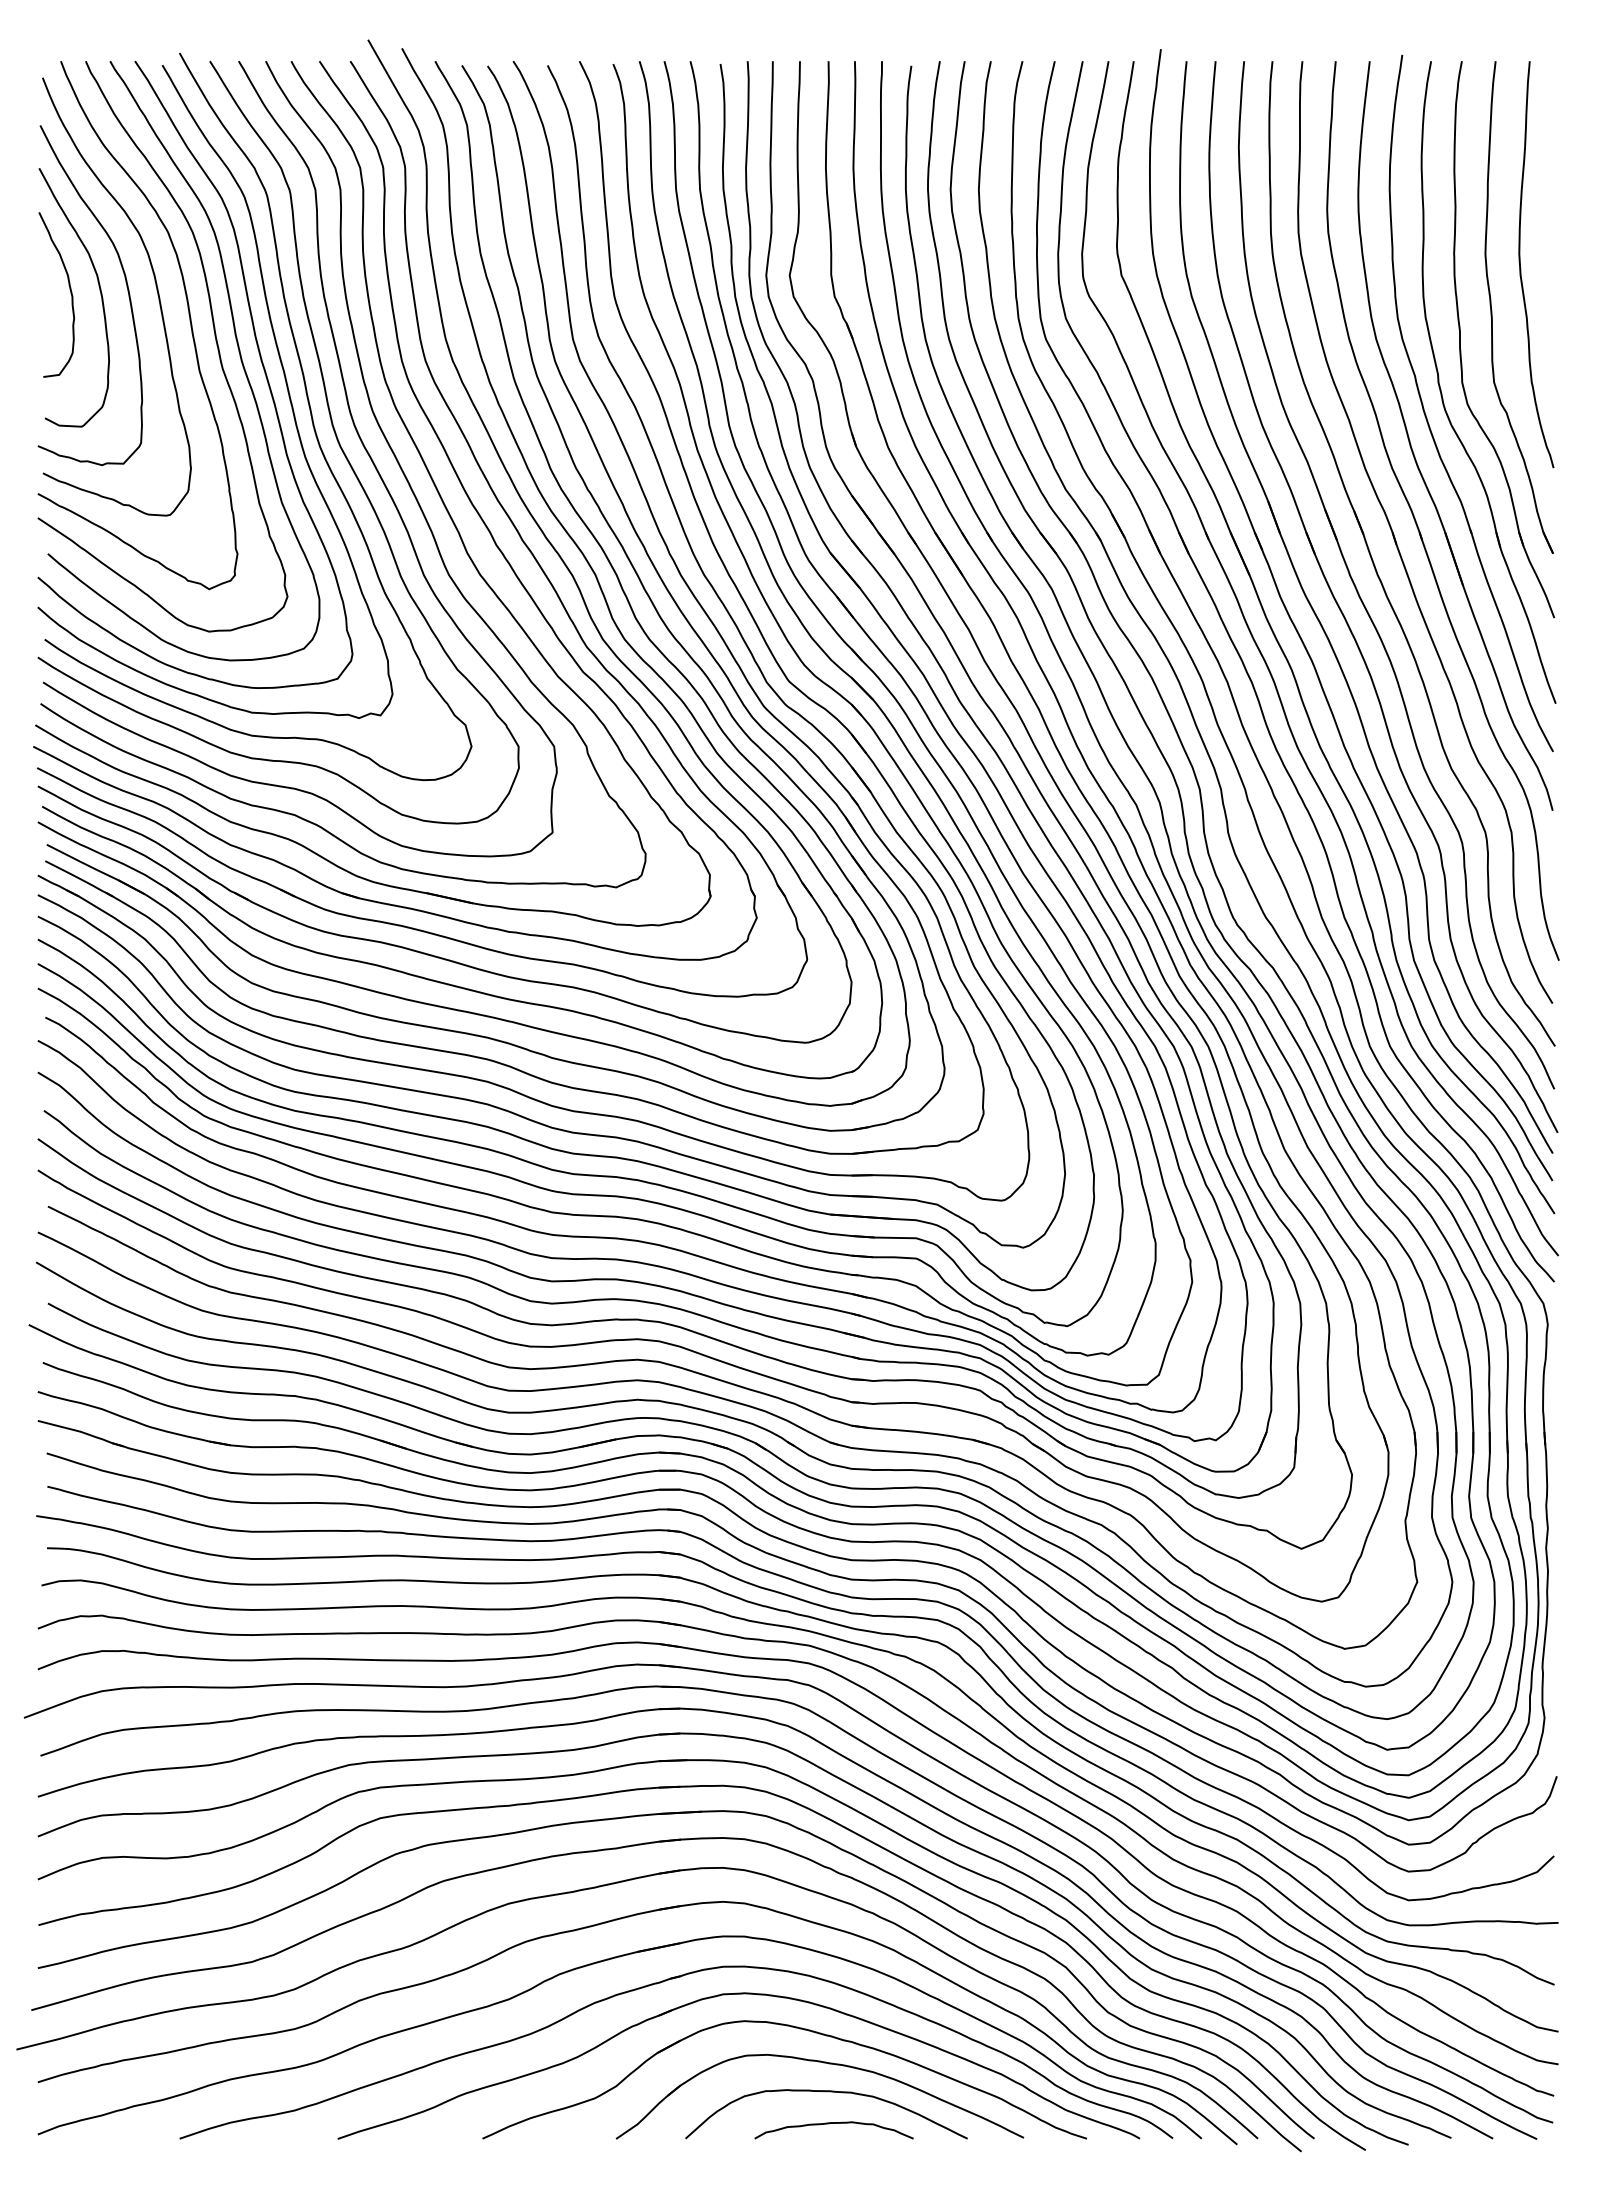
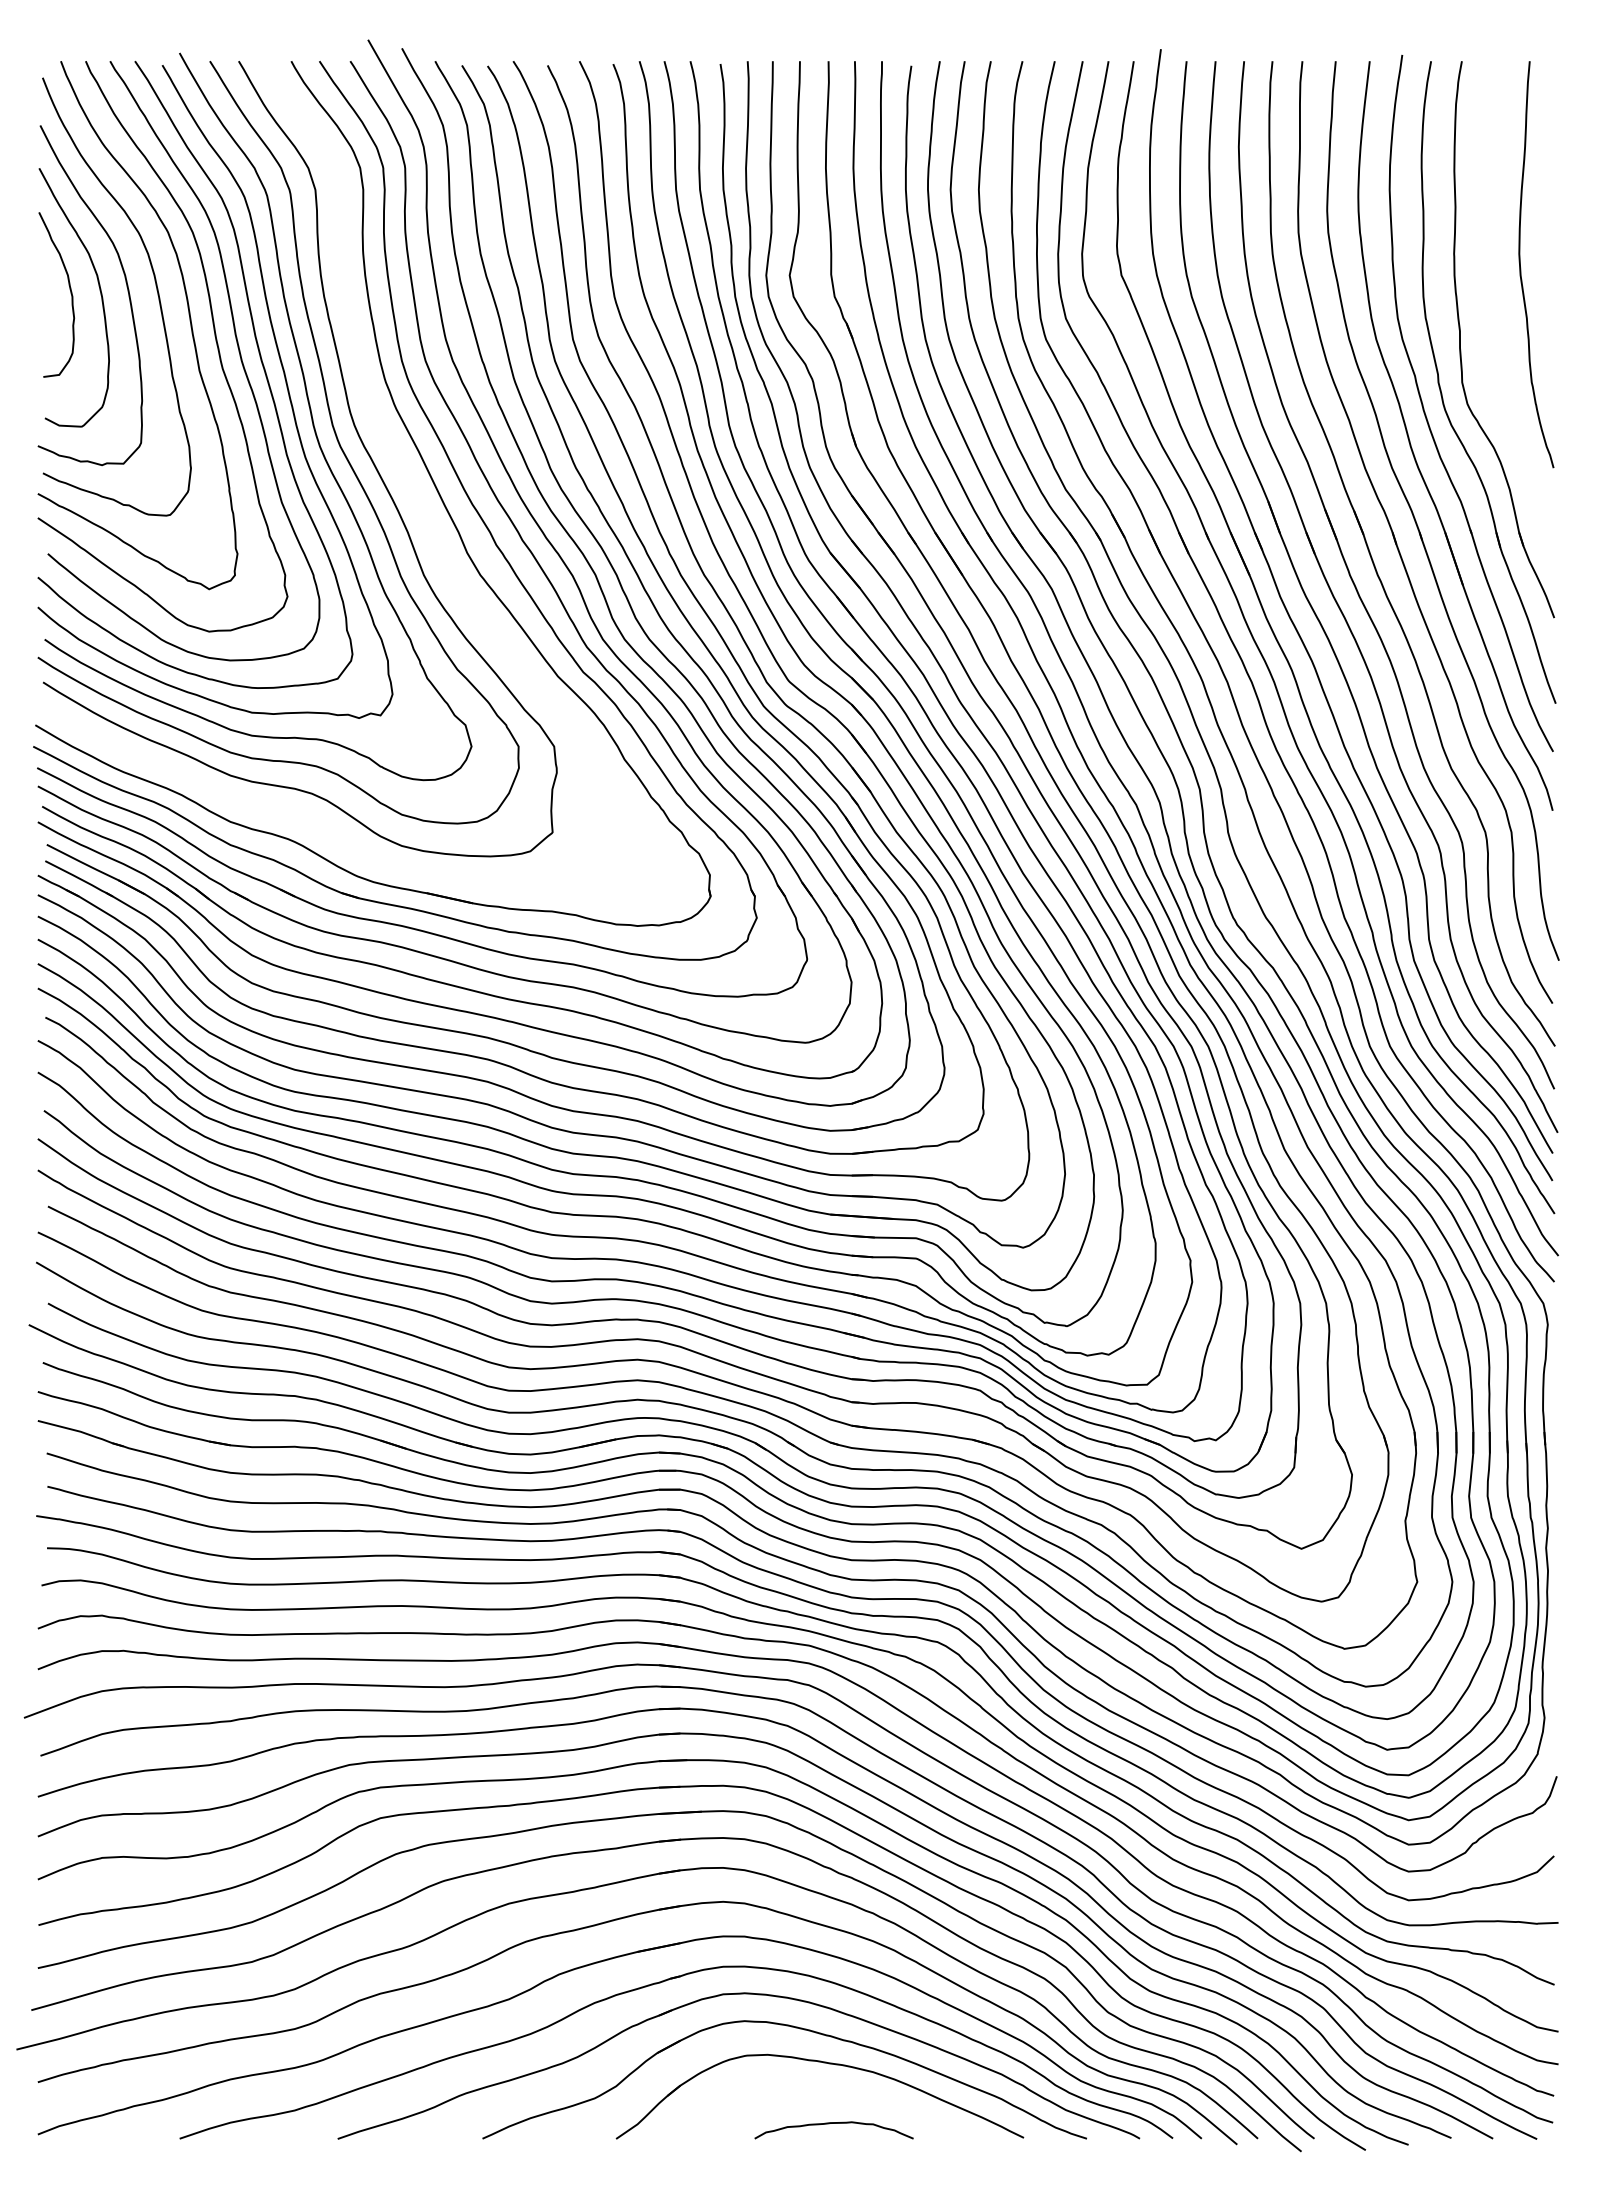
part: present -> none (1492, 309)
curve: present -> none (389, 448)
curve: present -> none (826, 2092)
